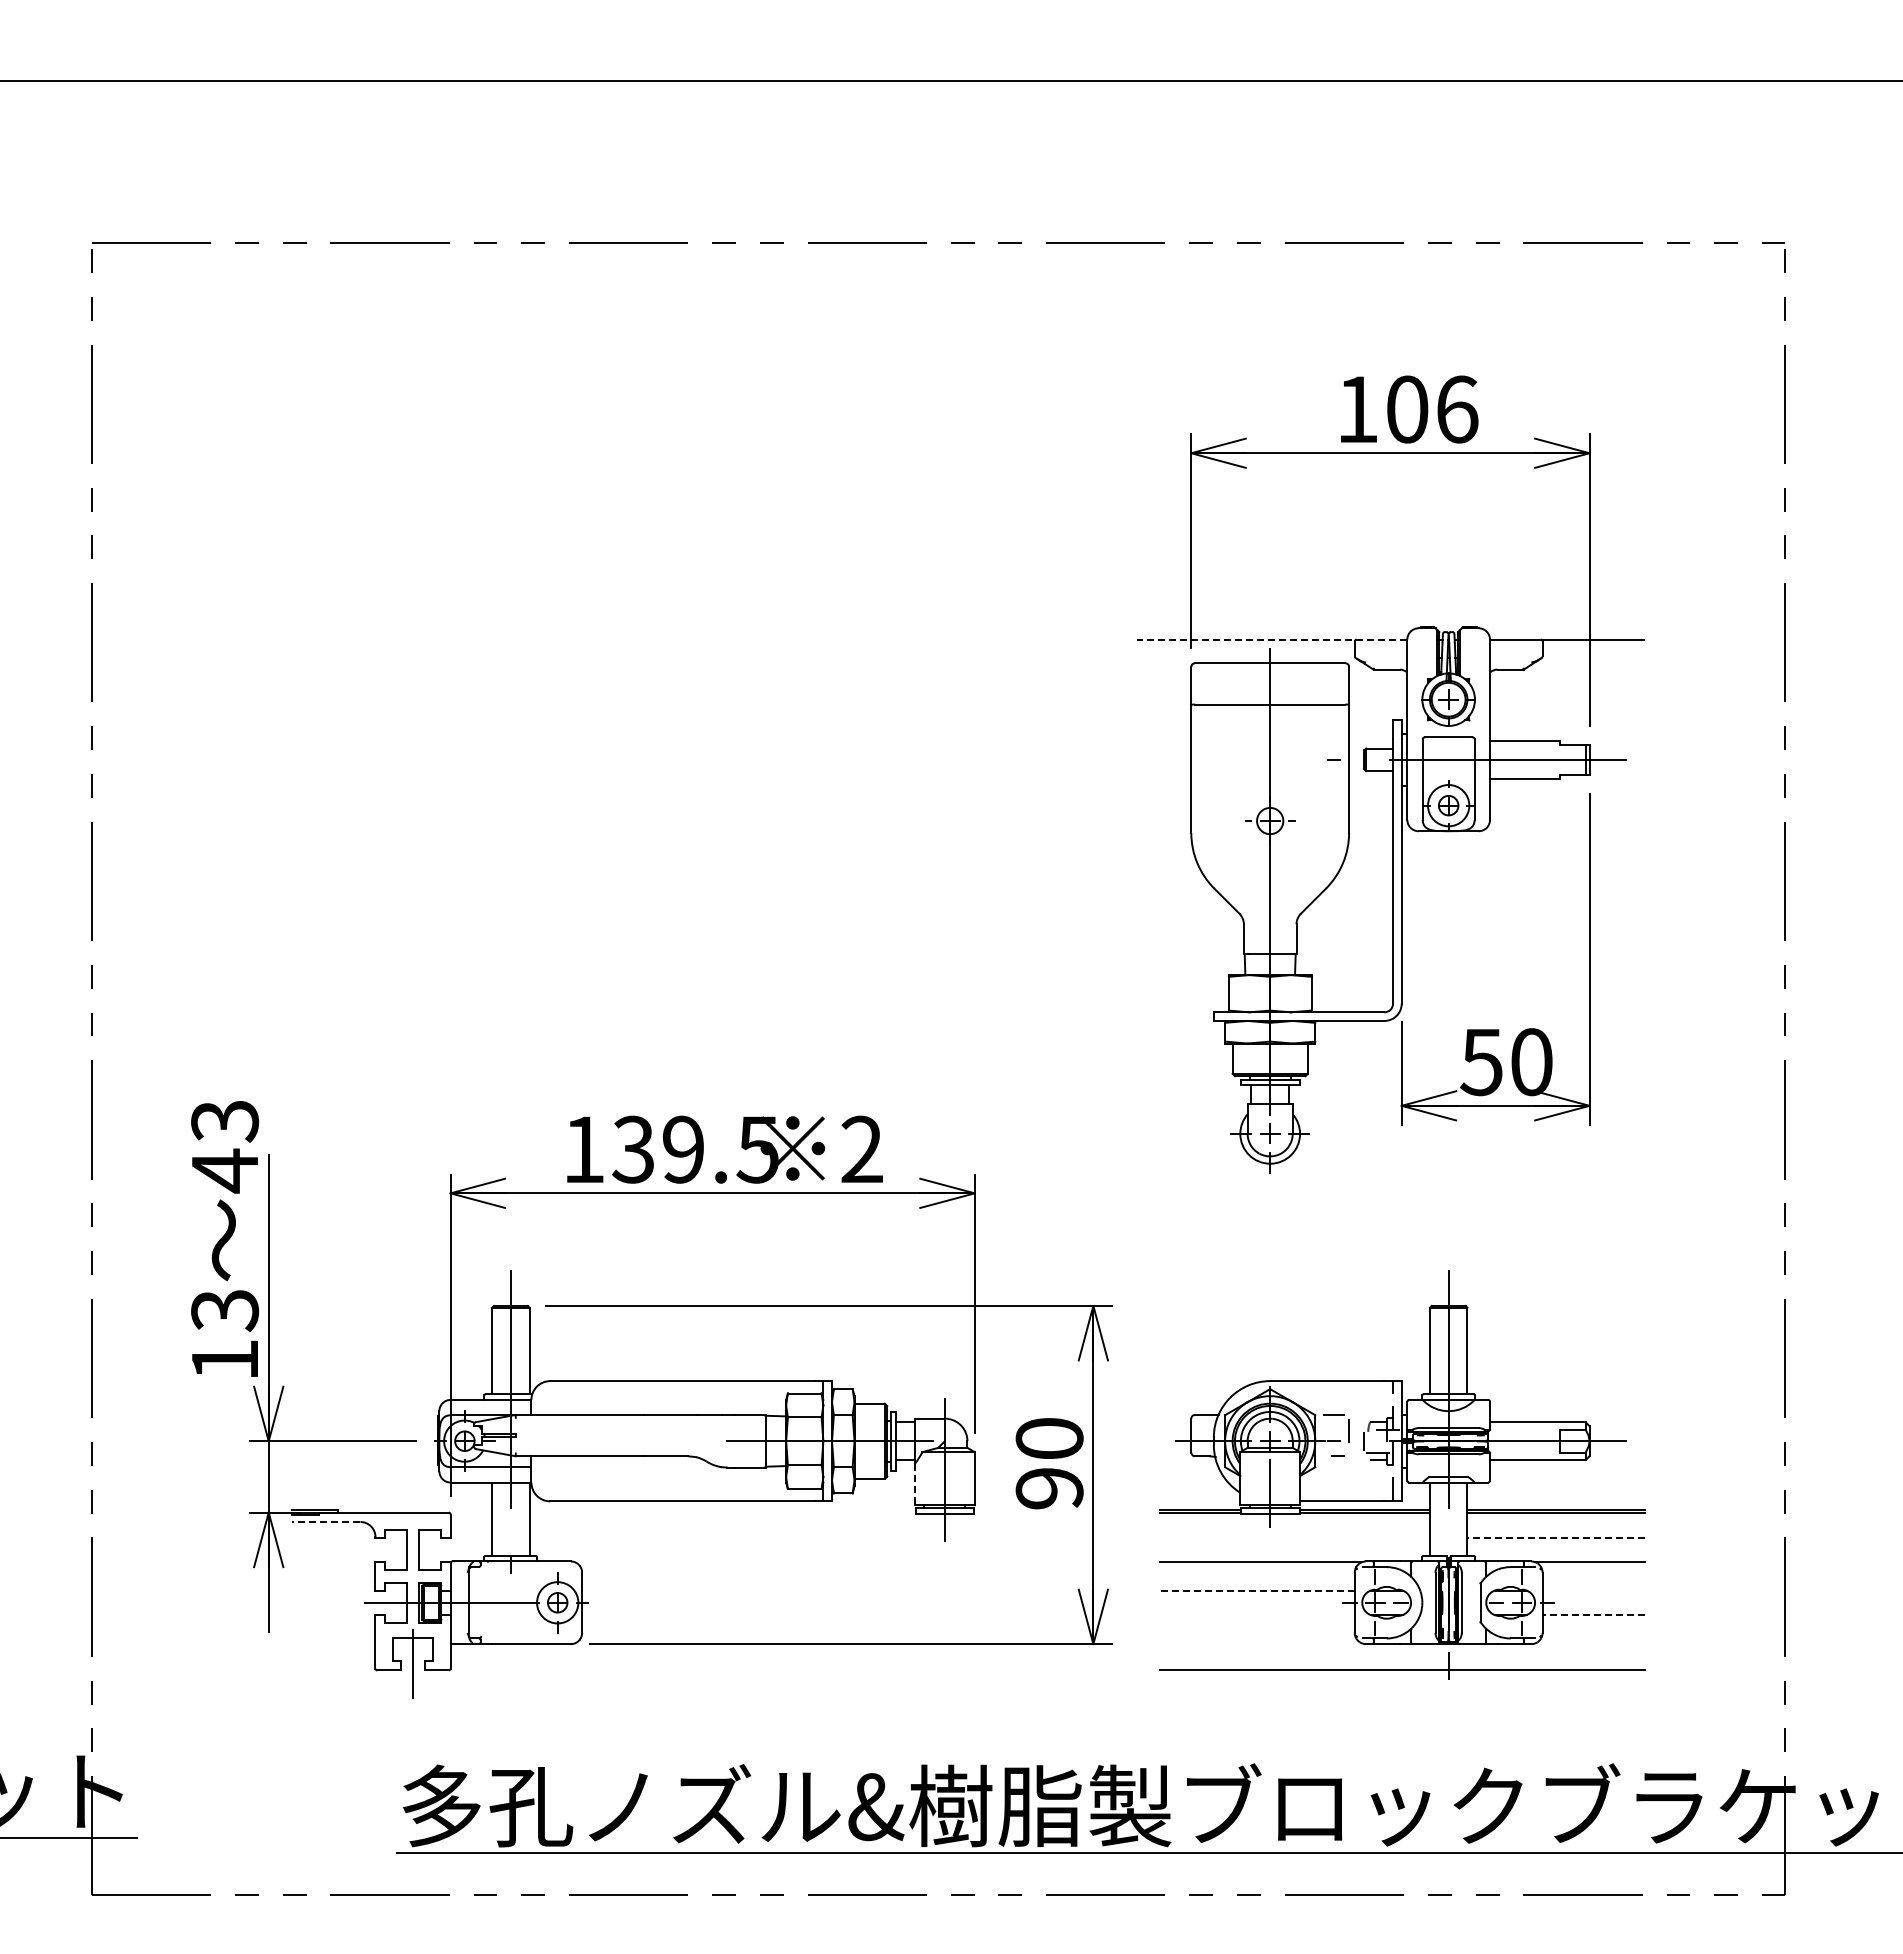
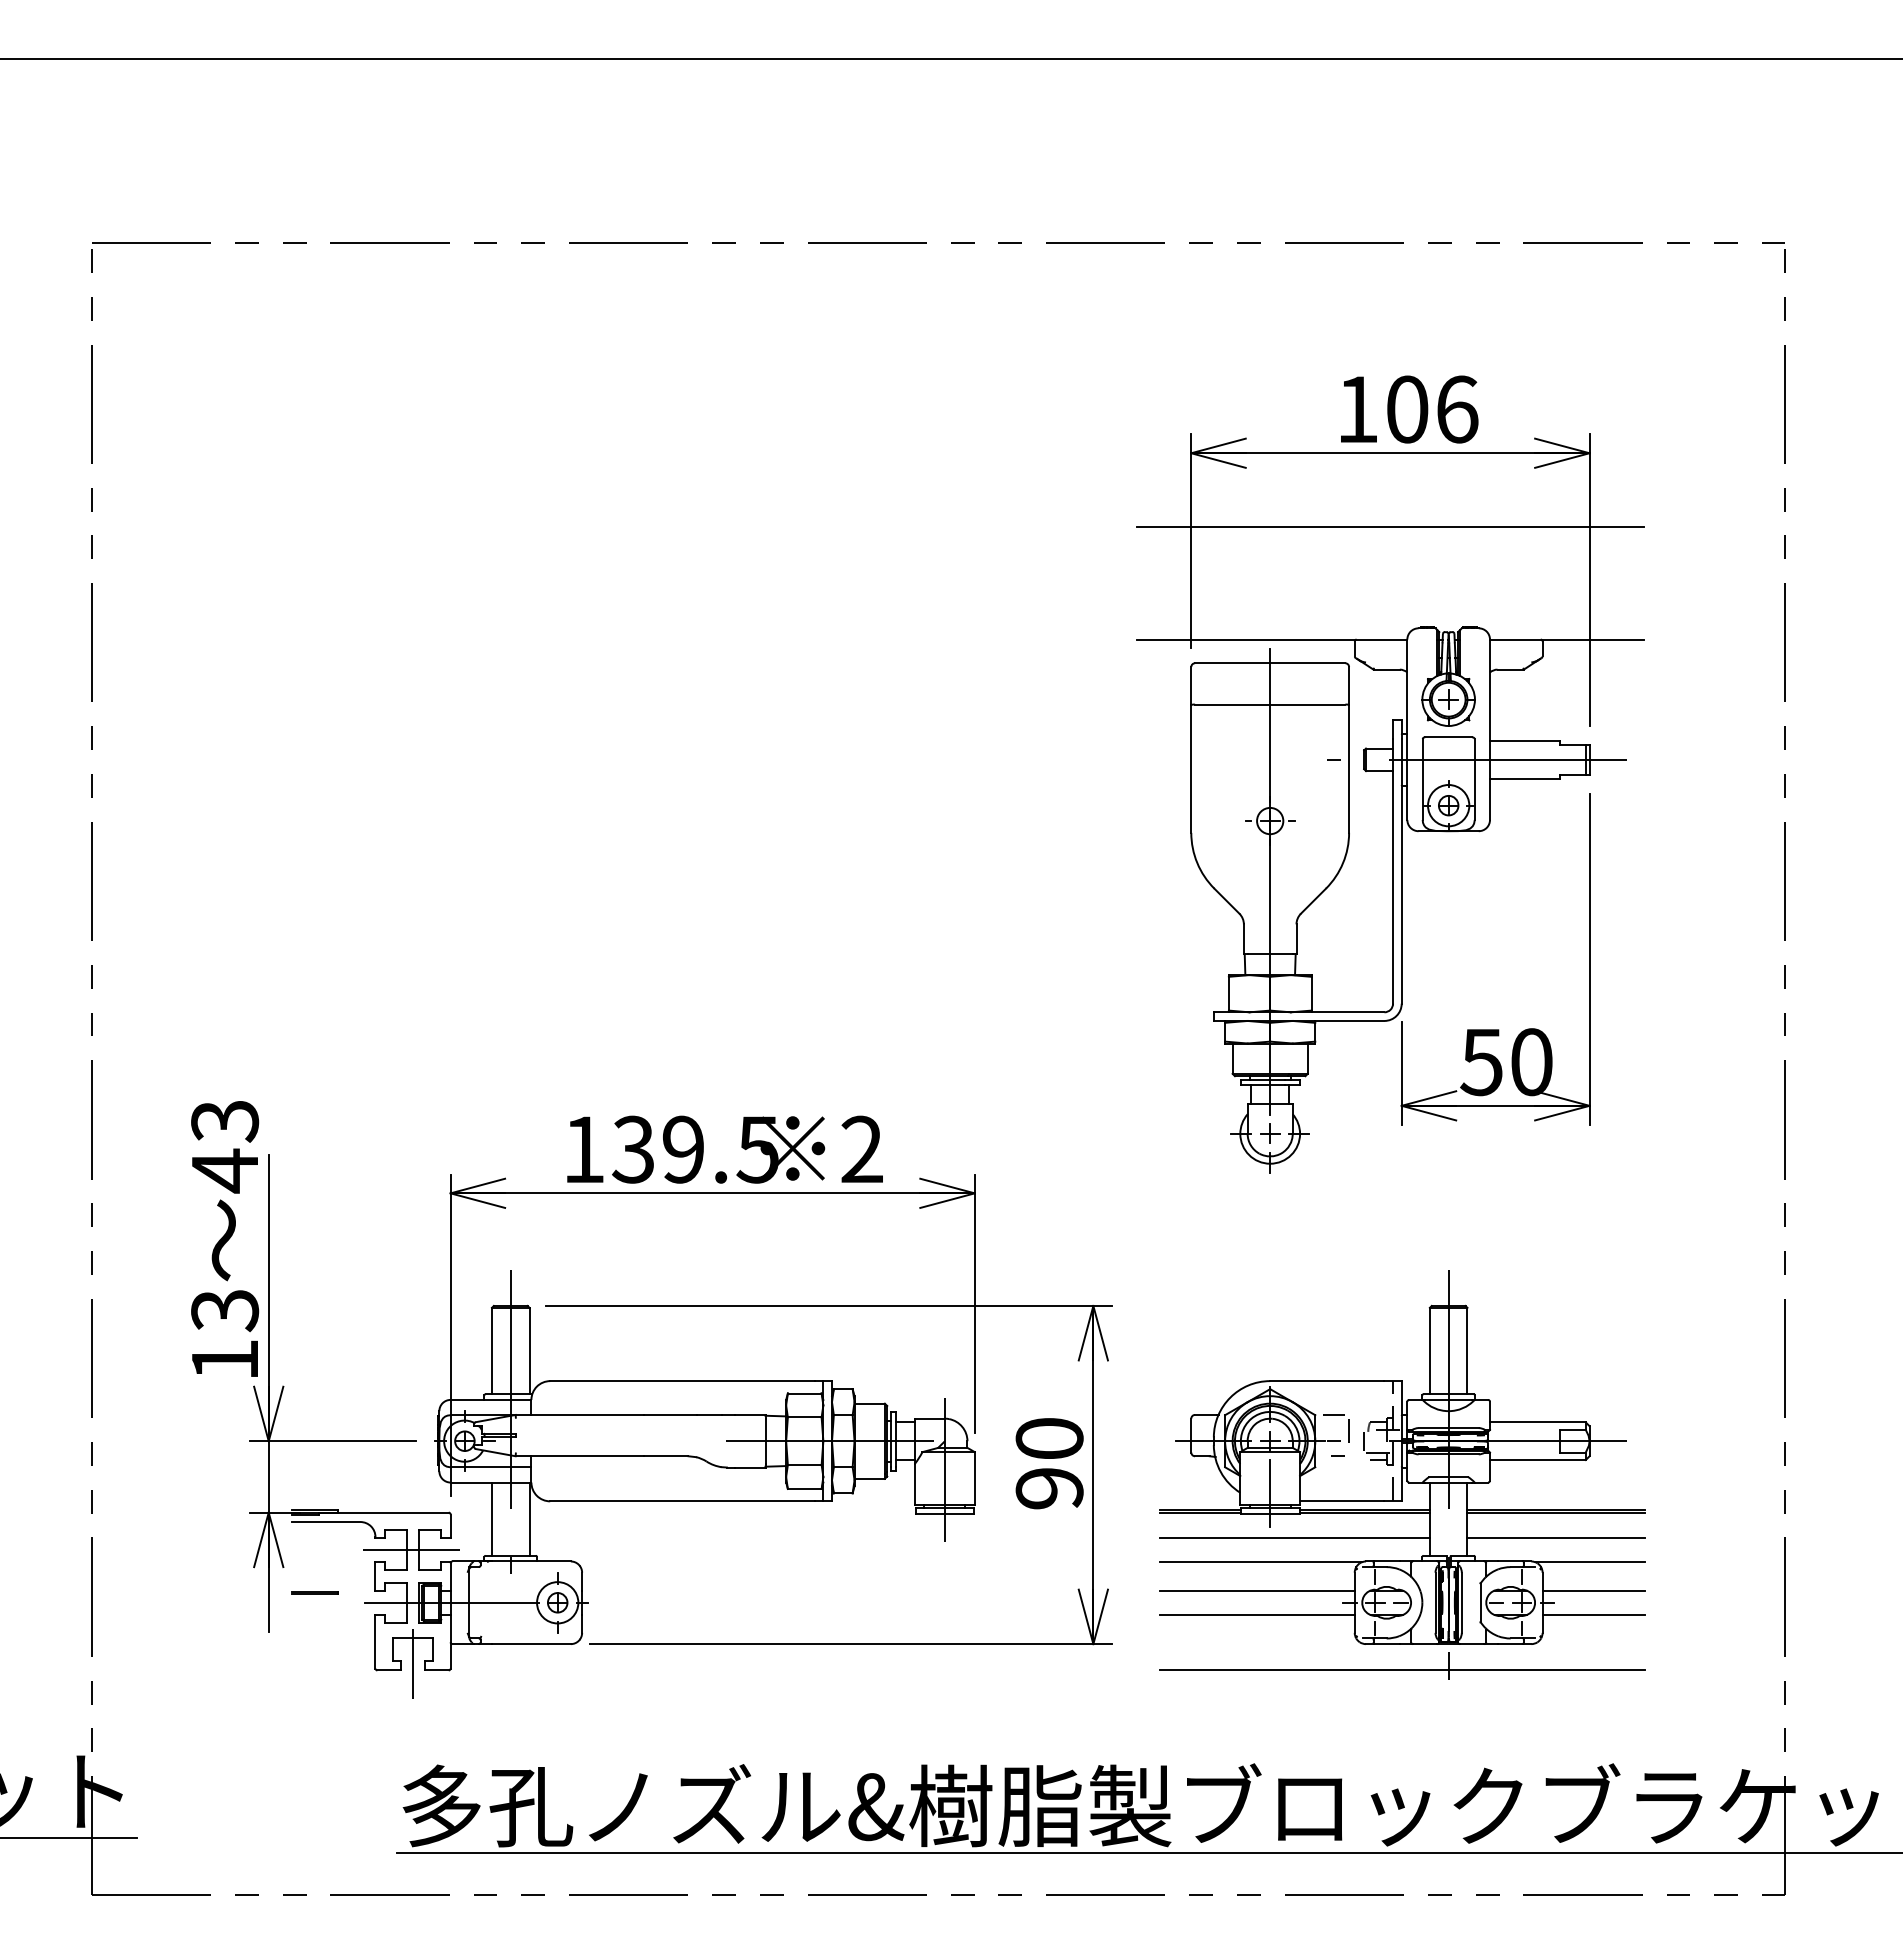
line position: (950, 80) -> (950, 58) (950, 58)
line: none -> present (1390, 526)
line: dashed -> solid (1272, 639)
line: dashed -> solid (915, 1484)
line: dashed -> solid (325, 1522)
line: none -> present (1294, 1537)
line: dashed -> solid (1556, 1537)
line: none -> present (410, 1550)
line: dashed -> solid (1257, 1590)
line: none -> present (1593, 1590)
line: none -> present (314, 1592)
line: none -> present (1256, 1615)
line: dashed -> solid (1593, 1615)
